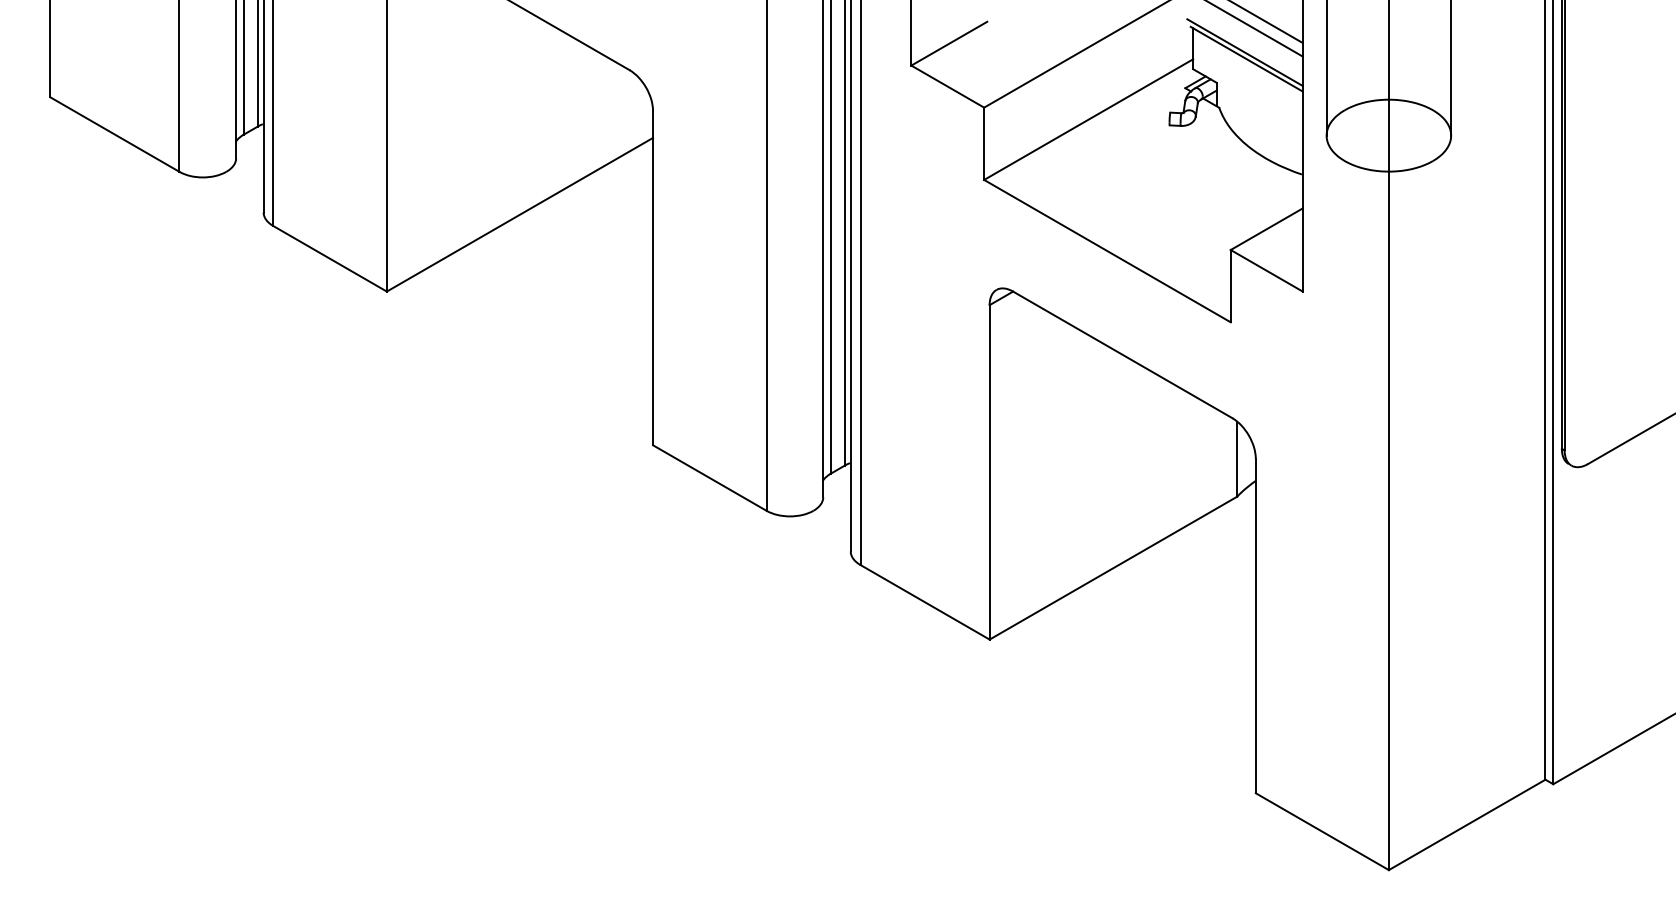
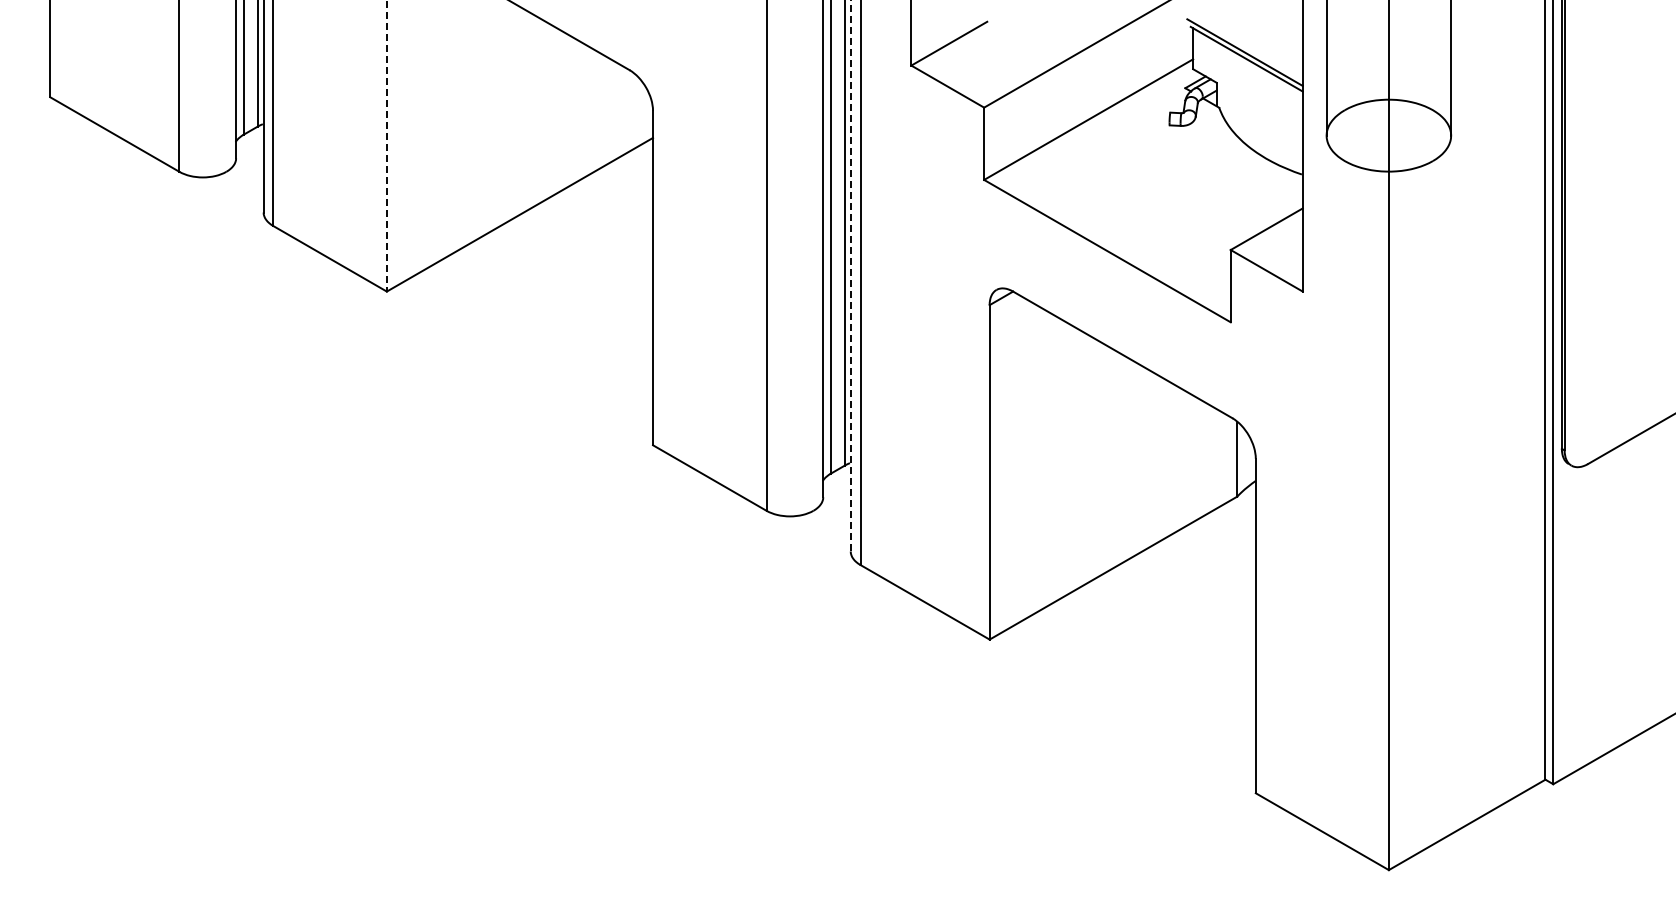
line: present -> none (1267, 22)
line: present -> none (1255, 29)
line: solid -> dashed (386, 145)
line: solid -> dashed (850, 275)
